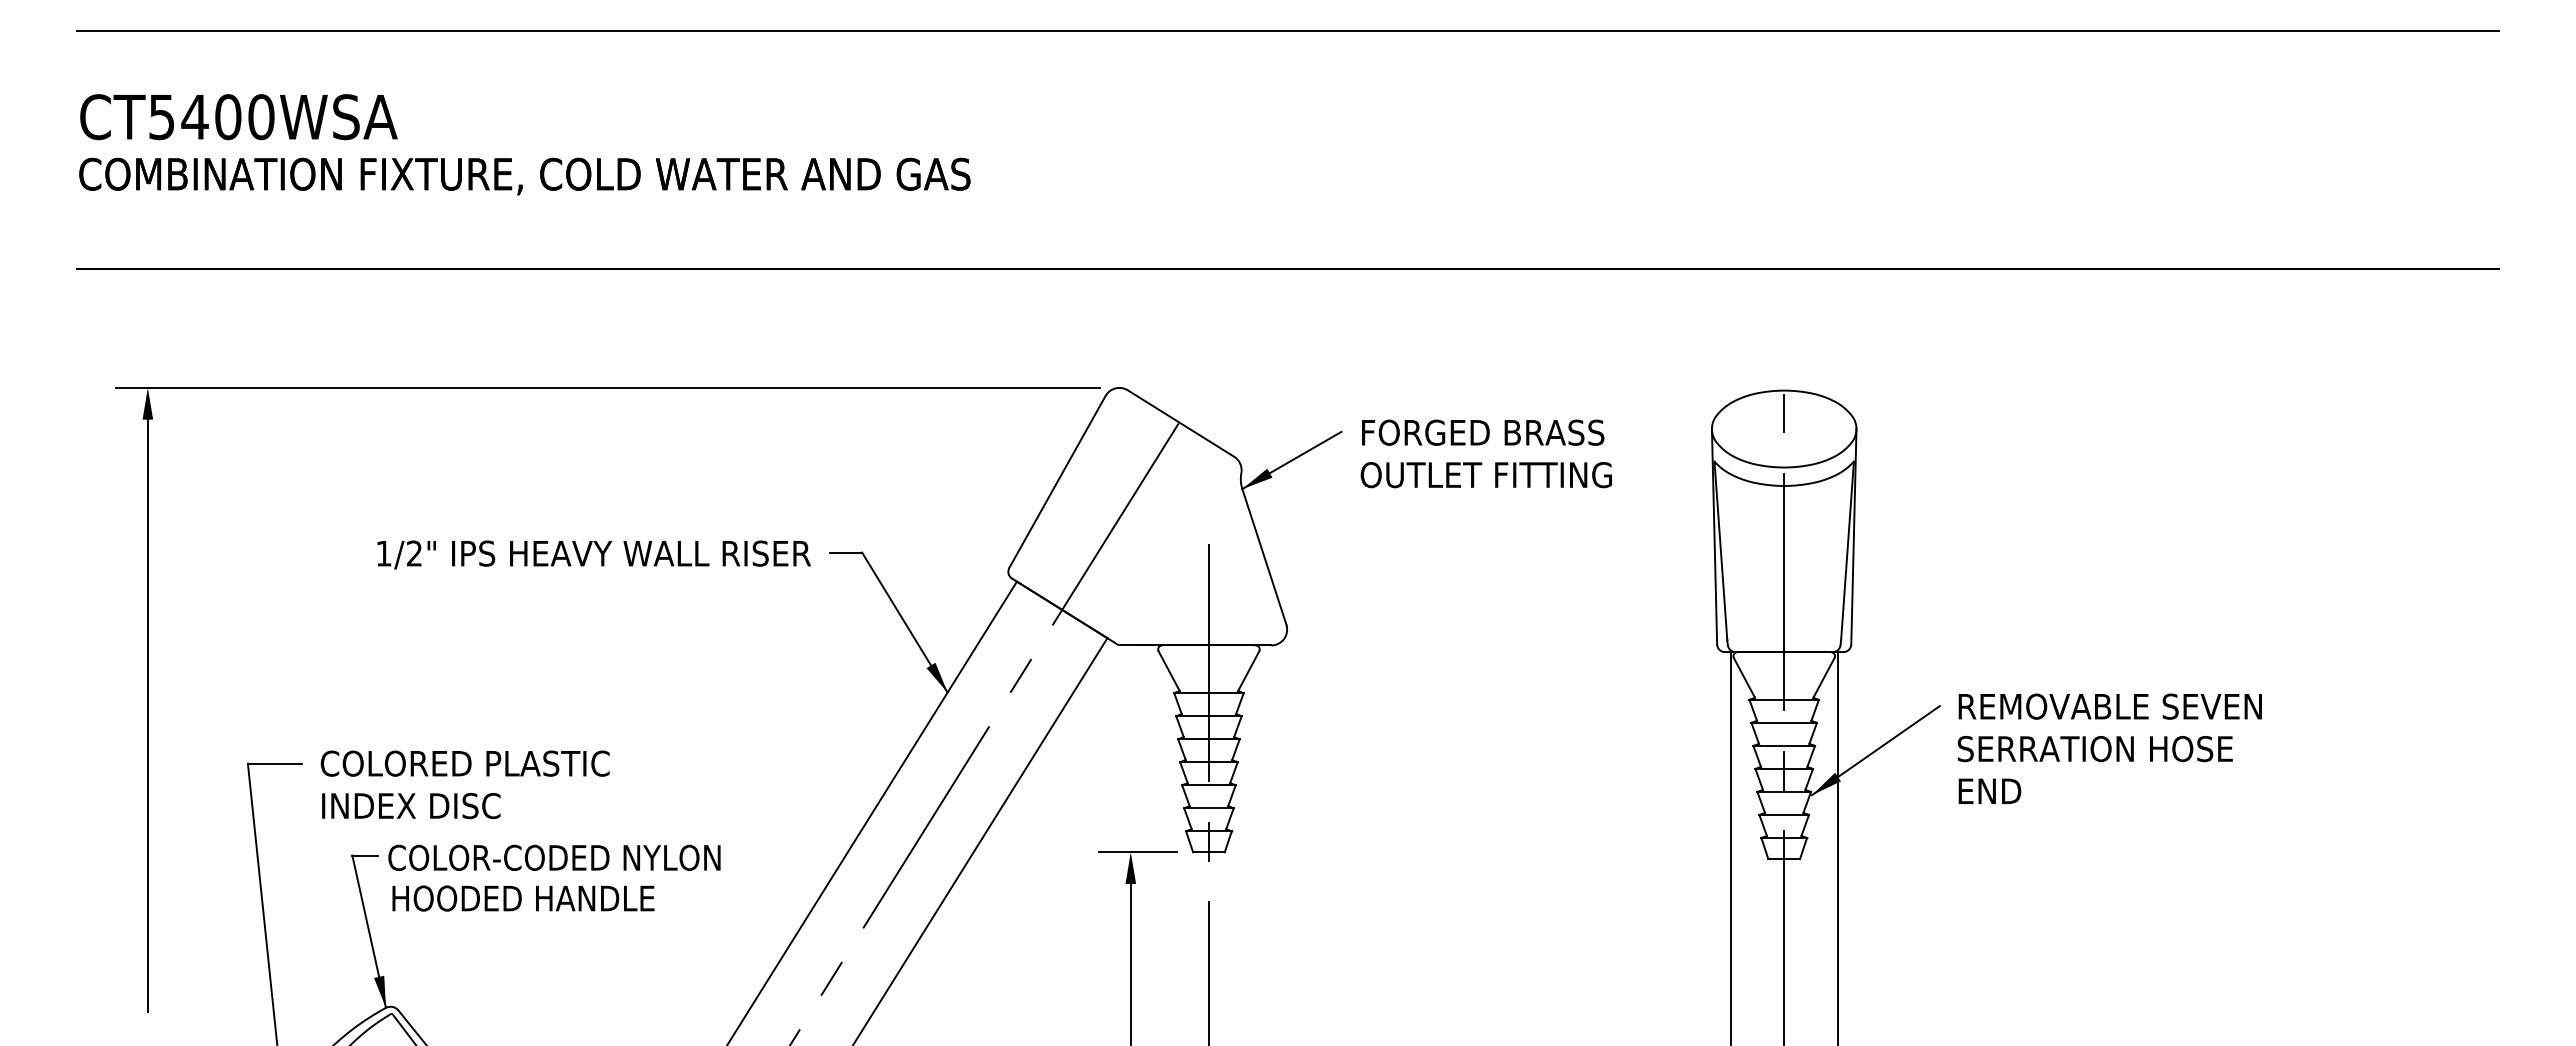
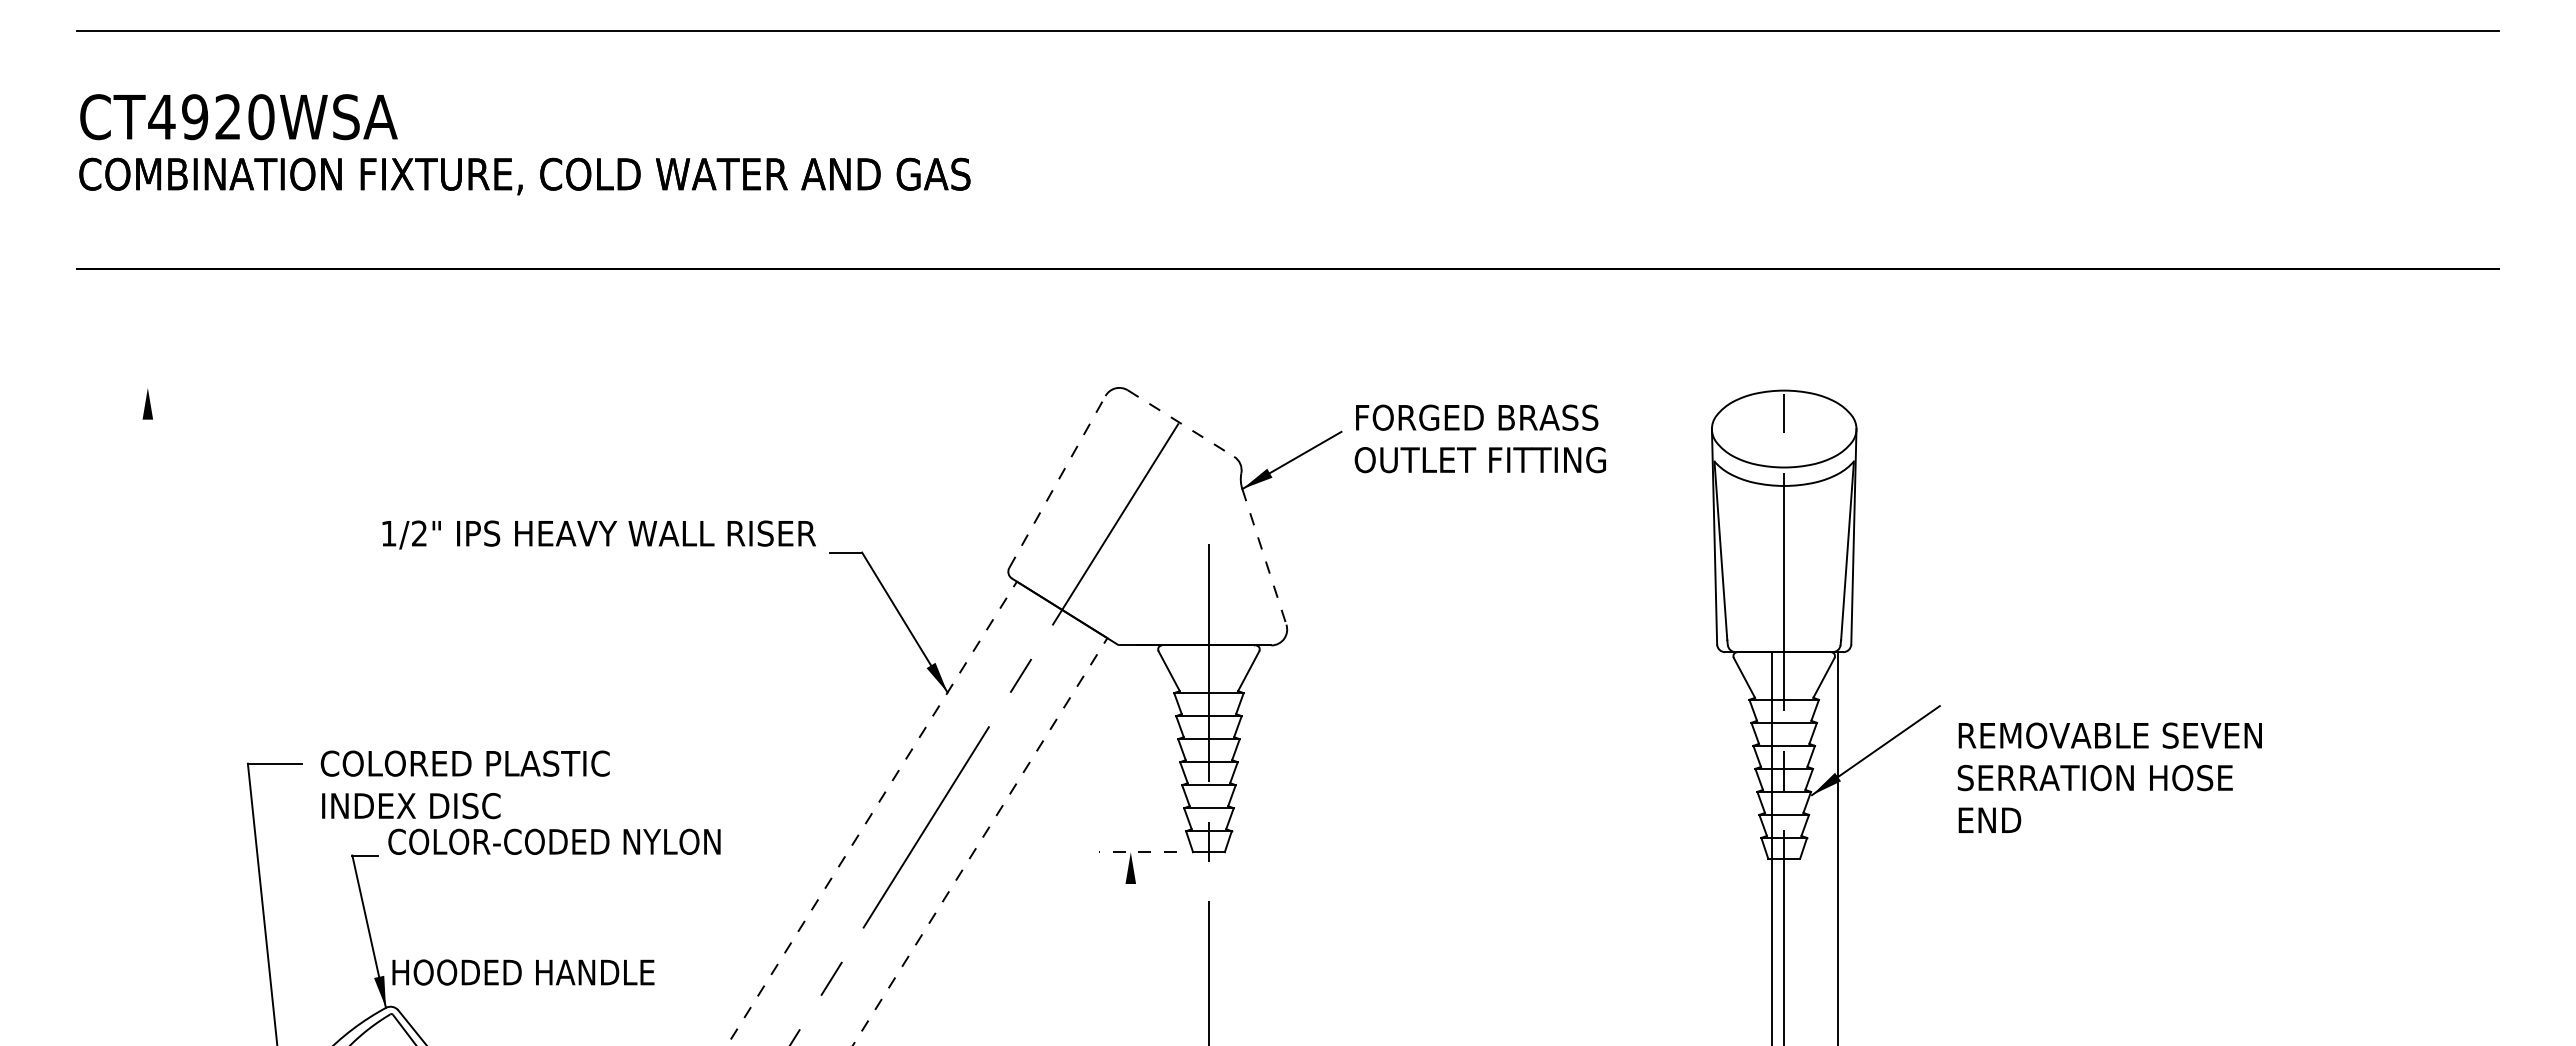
text: CT5400WSA -> CT4920WSA (194, 117)
line: present -> none (607, 387)
line: solid -> dashed (1181, 423)
text position: (1485, 453) -> (1479, 438) (1479, 438)
line: solid -> dashed (1057, 481)
text position: (593, 554) -> (598, 534) (598, 534)
line: solid -> dashed (1264, 557)
line: present -> none (147, 715)
text position: (2109, 748) -> (2109, 777) (2109, 777)
line: solid -> dashed (872, 813)
line: solid -> dashed (980, 841)
line position: (1730, 847) -> (1771, 847) (1771, 847)
line: solid -> dashed (1137, 852)
text position: (554, 857) -> (554, 841) (554, 841)
text position: (523, 898) -> (523, 972) (523, 972)
line: present -> none (1130, 962)
